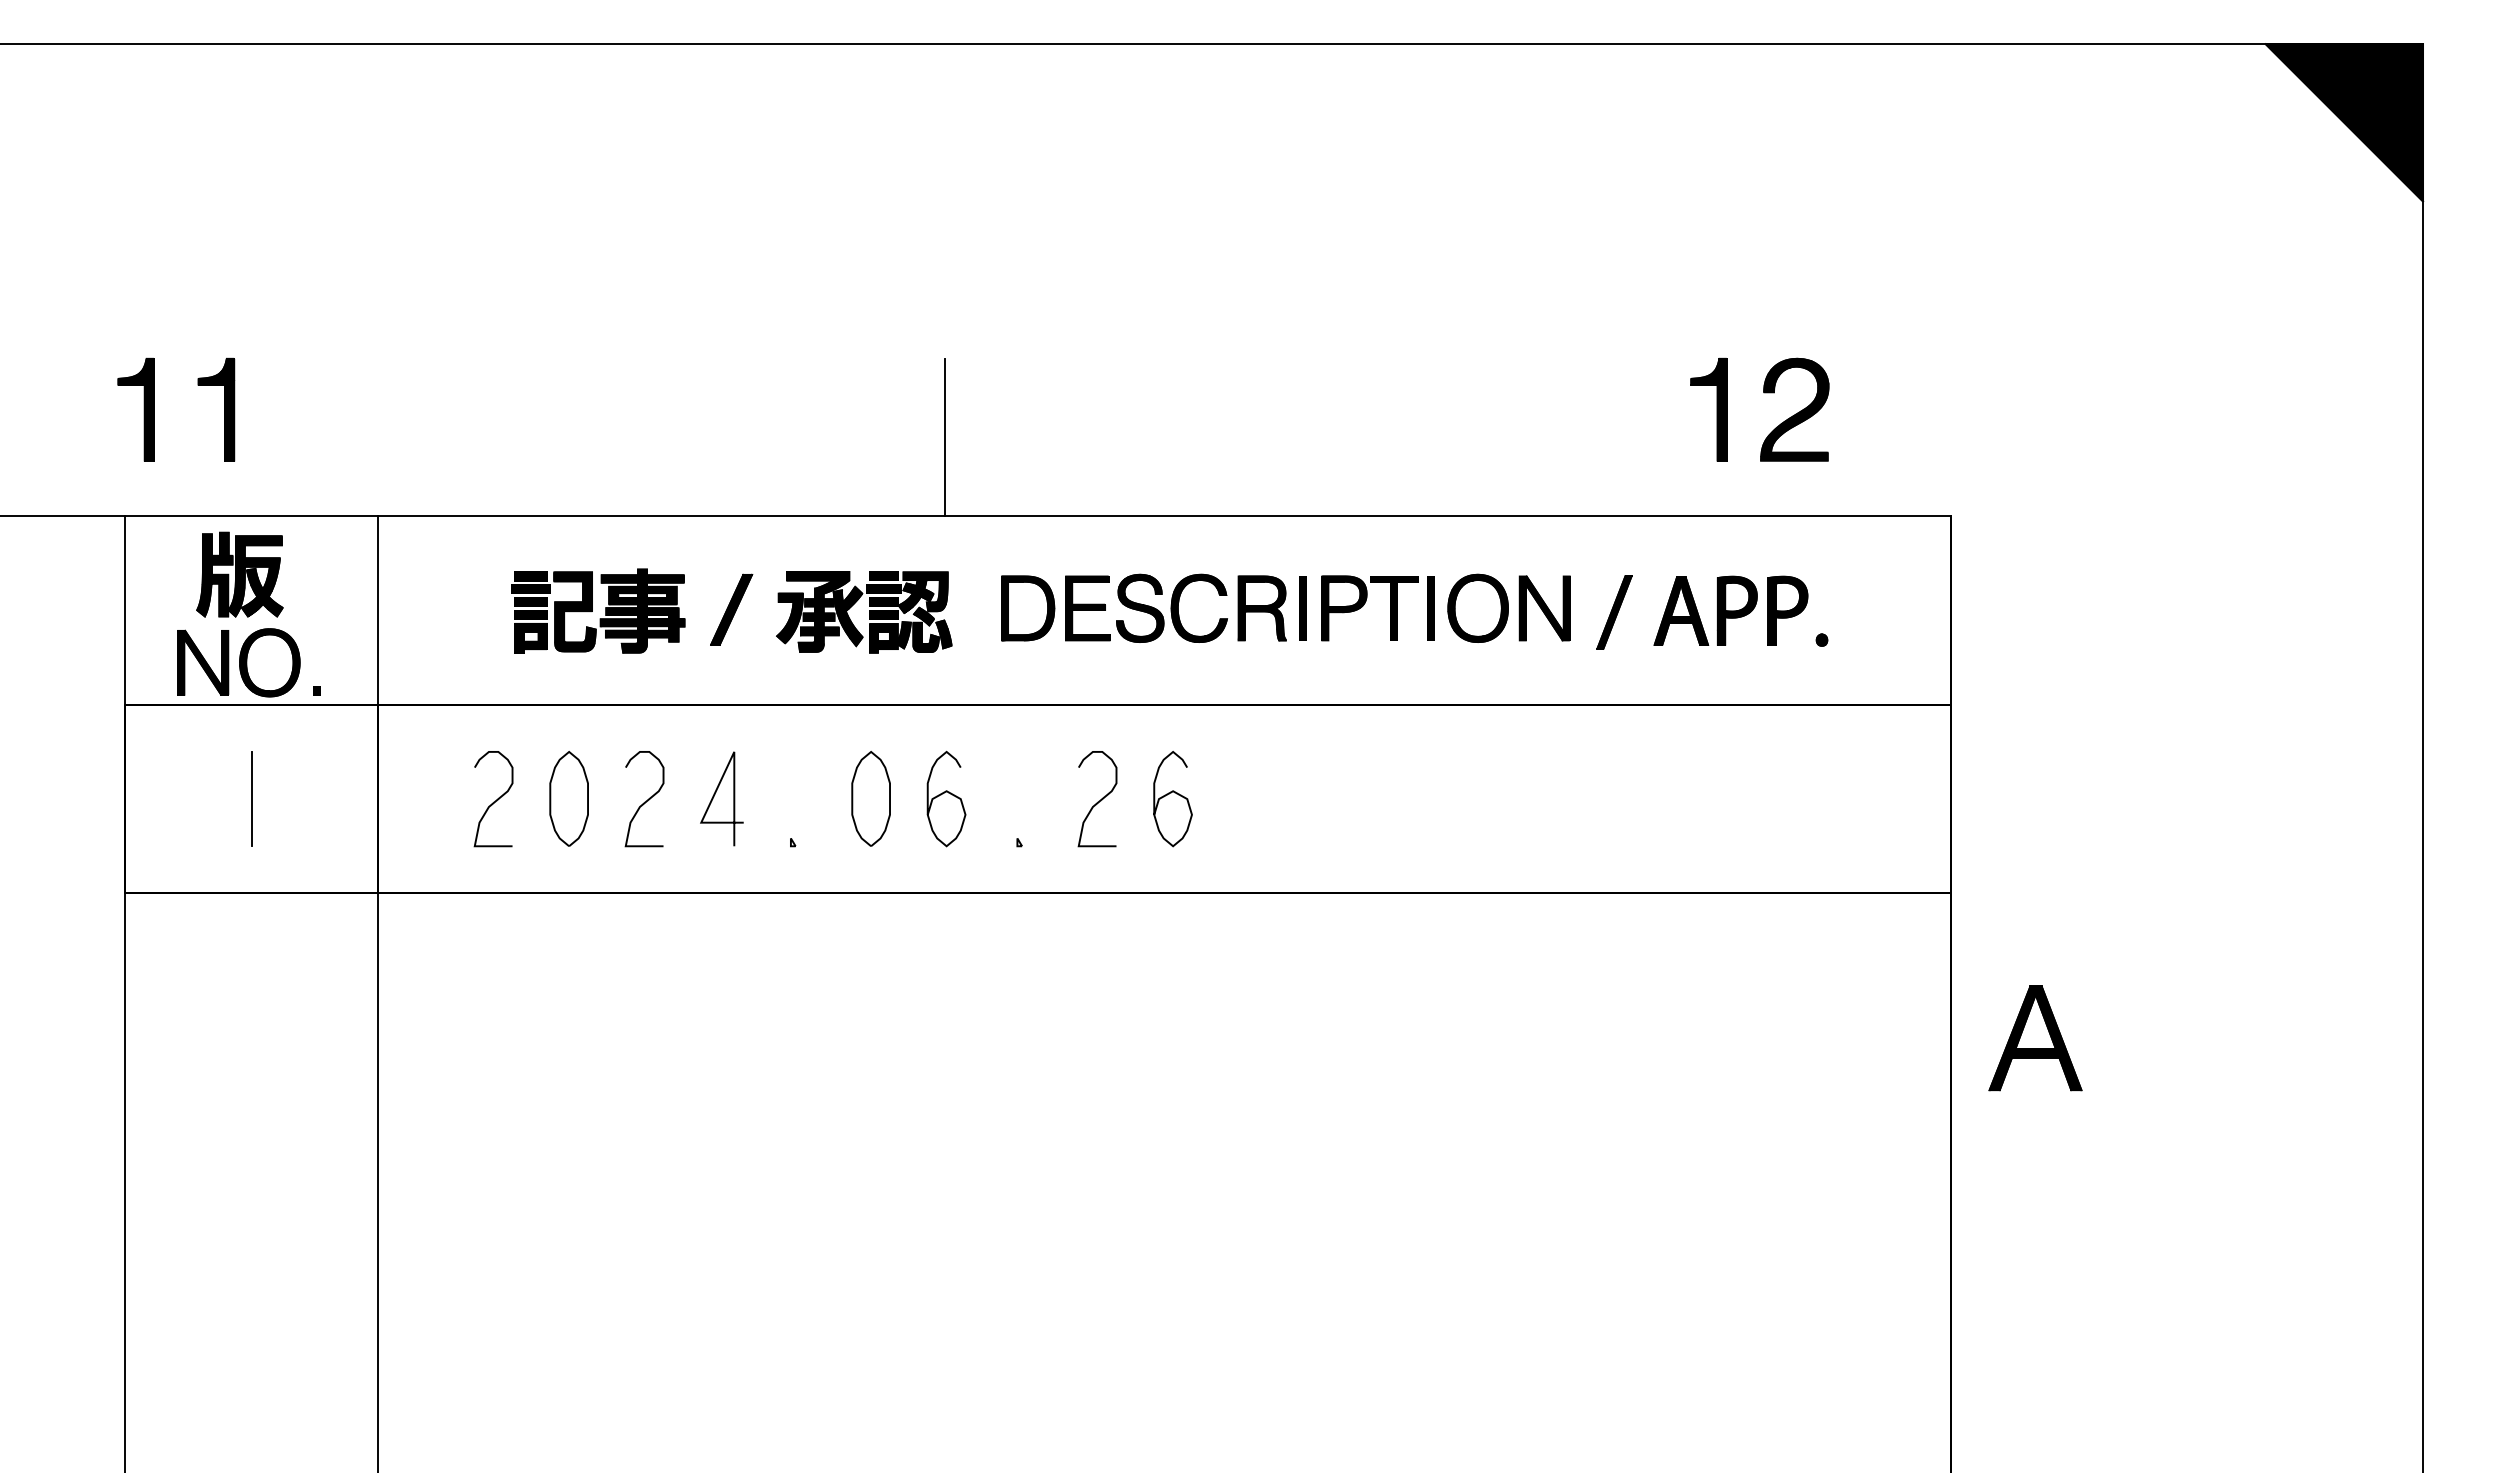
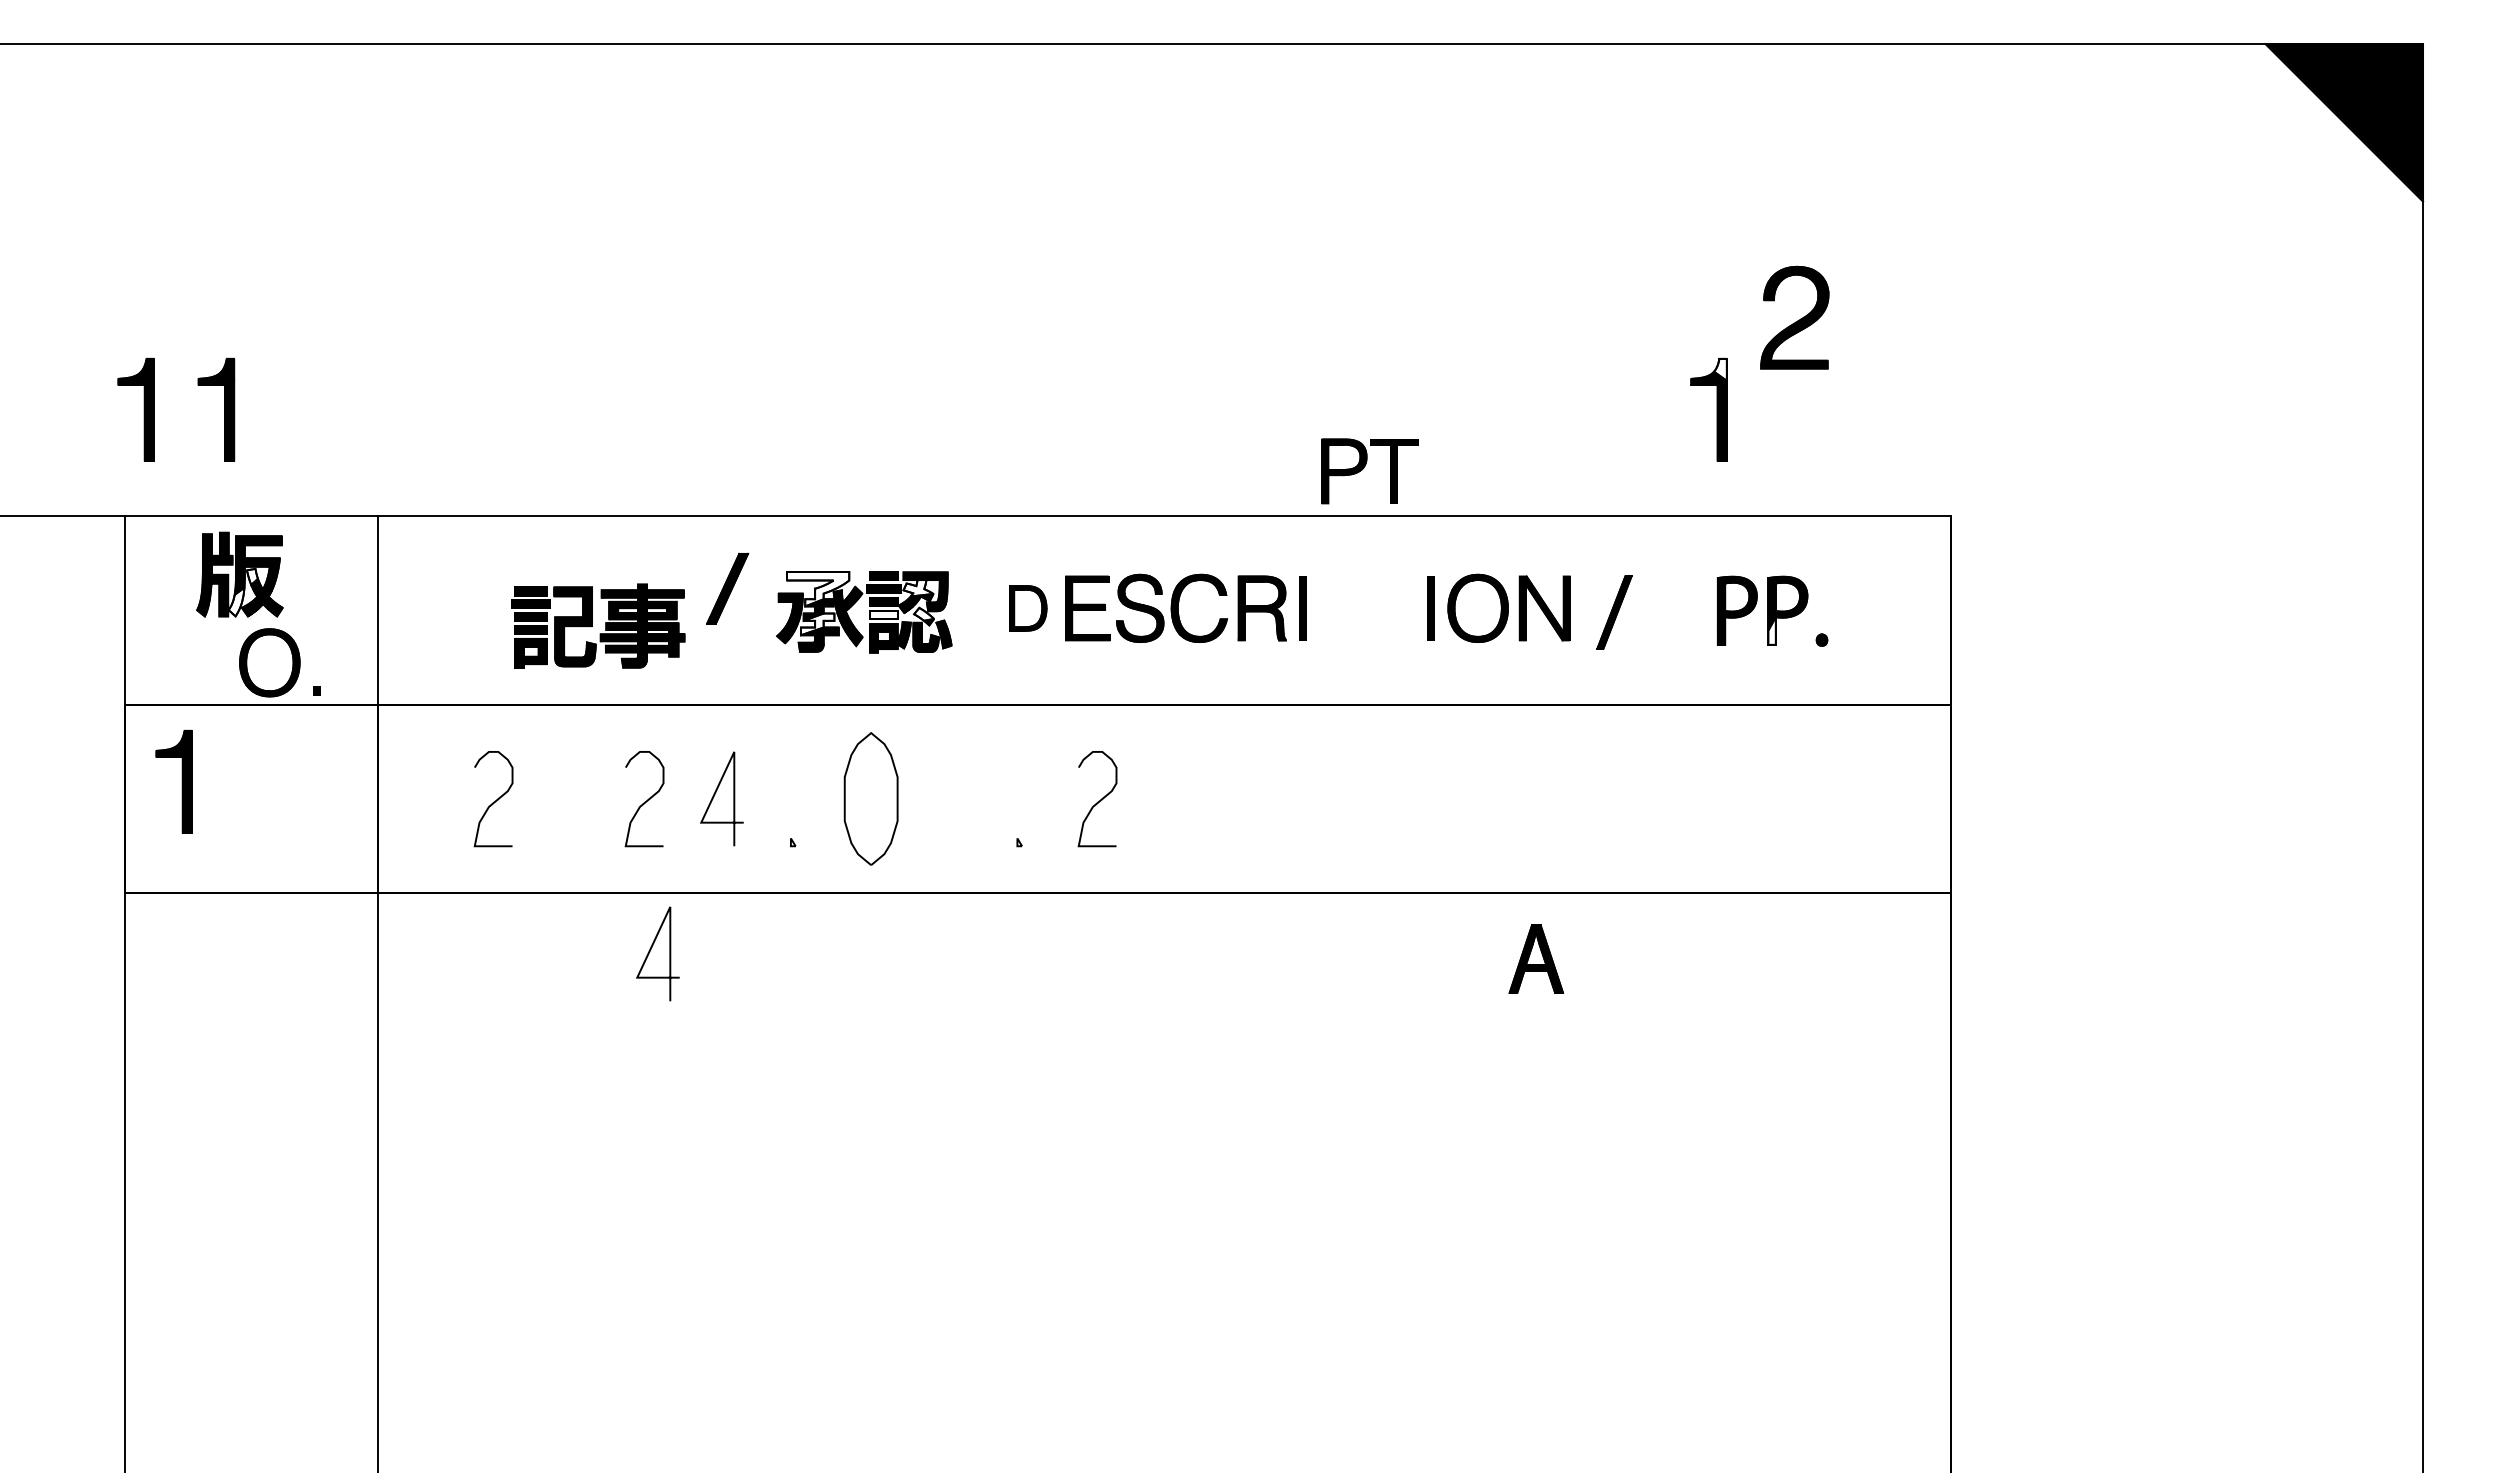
fill: present -> none (1720, 369)
part position: (1794, 409) -> (1794, 317) (1794, 317)
line: present -> none (944, 436)
fill: present -> none (251, 576)
fill: present -> none (817, 588)
fill: present -> none (918, 588)
fill: present -> none (236, 601)
part position: (1363, 606) -> (1363, 469) (1363, 469)
part size: 55x67 px -> 39x47 px (1028, 608)
part position: (731, 609) -> (727, 588) (727, 588)
part position: (598, 610) -> (598, 625) (598, 625)
part position: (1681, 610) -> (1536, 958) (1536, 958)
fill: present -> none (924, 613)
fill: present -> none (883, 614)
fill: present -> none (817, 624)
fill: present -> none (1771, 630)
part: present -> none (203, 662)
part: none -> present (181, 781)
curve: present -> none (944, 793)
curve: present -> none (1169, 794)
line: present -> none (251, 798)
part: present -> none (568, 798)
part size: 40x96 px -> 56x134 px (870, 798)
line: none -> present (651, 949)
part: present -> none (2035, 1038)
